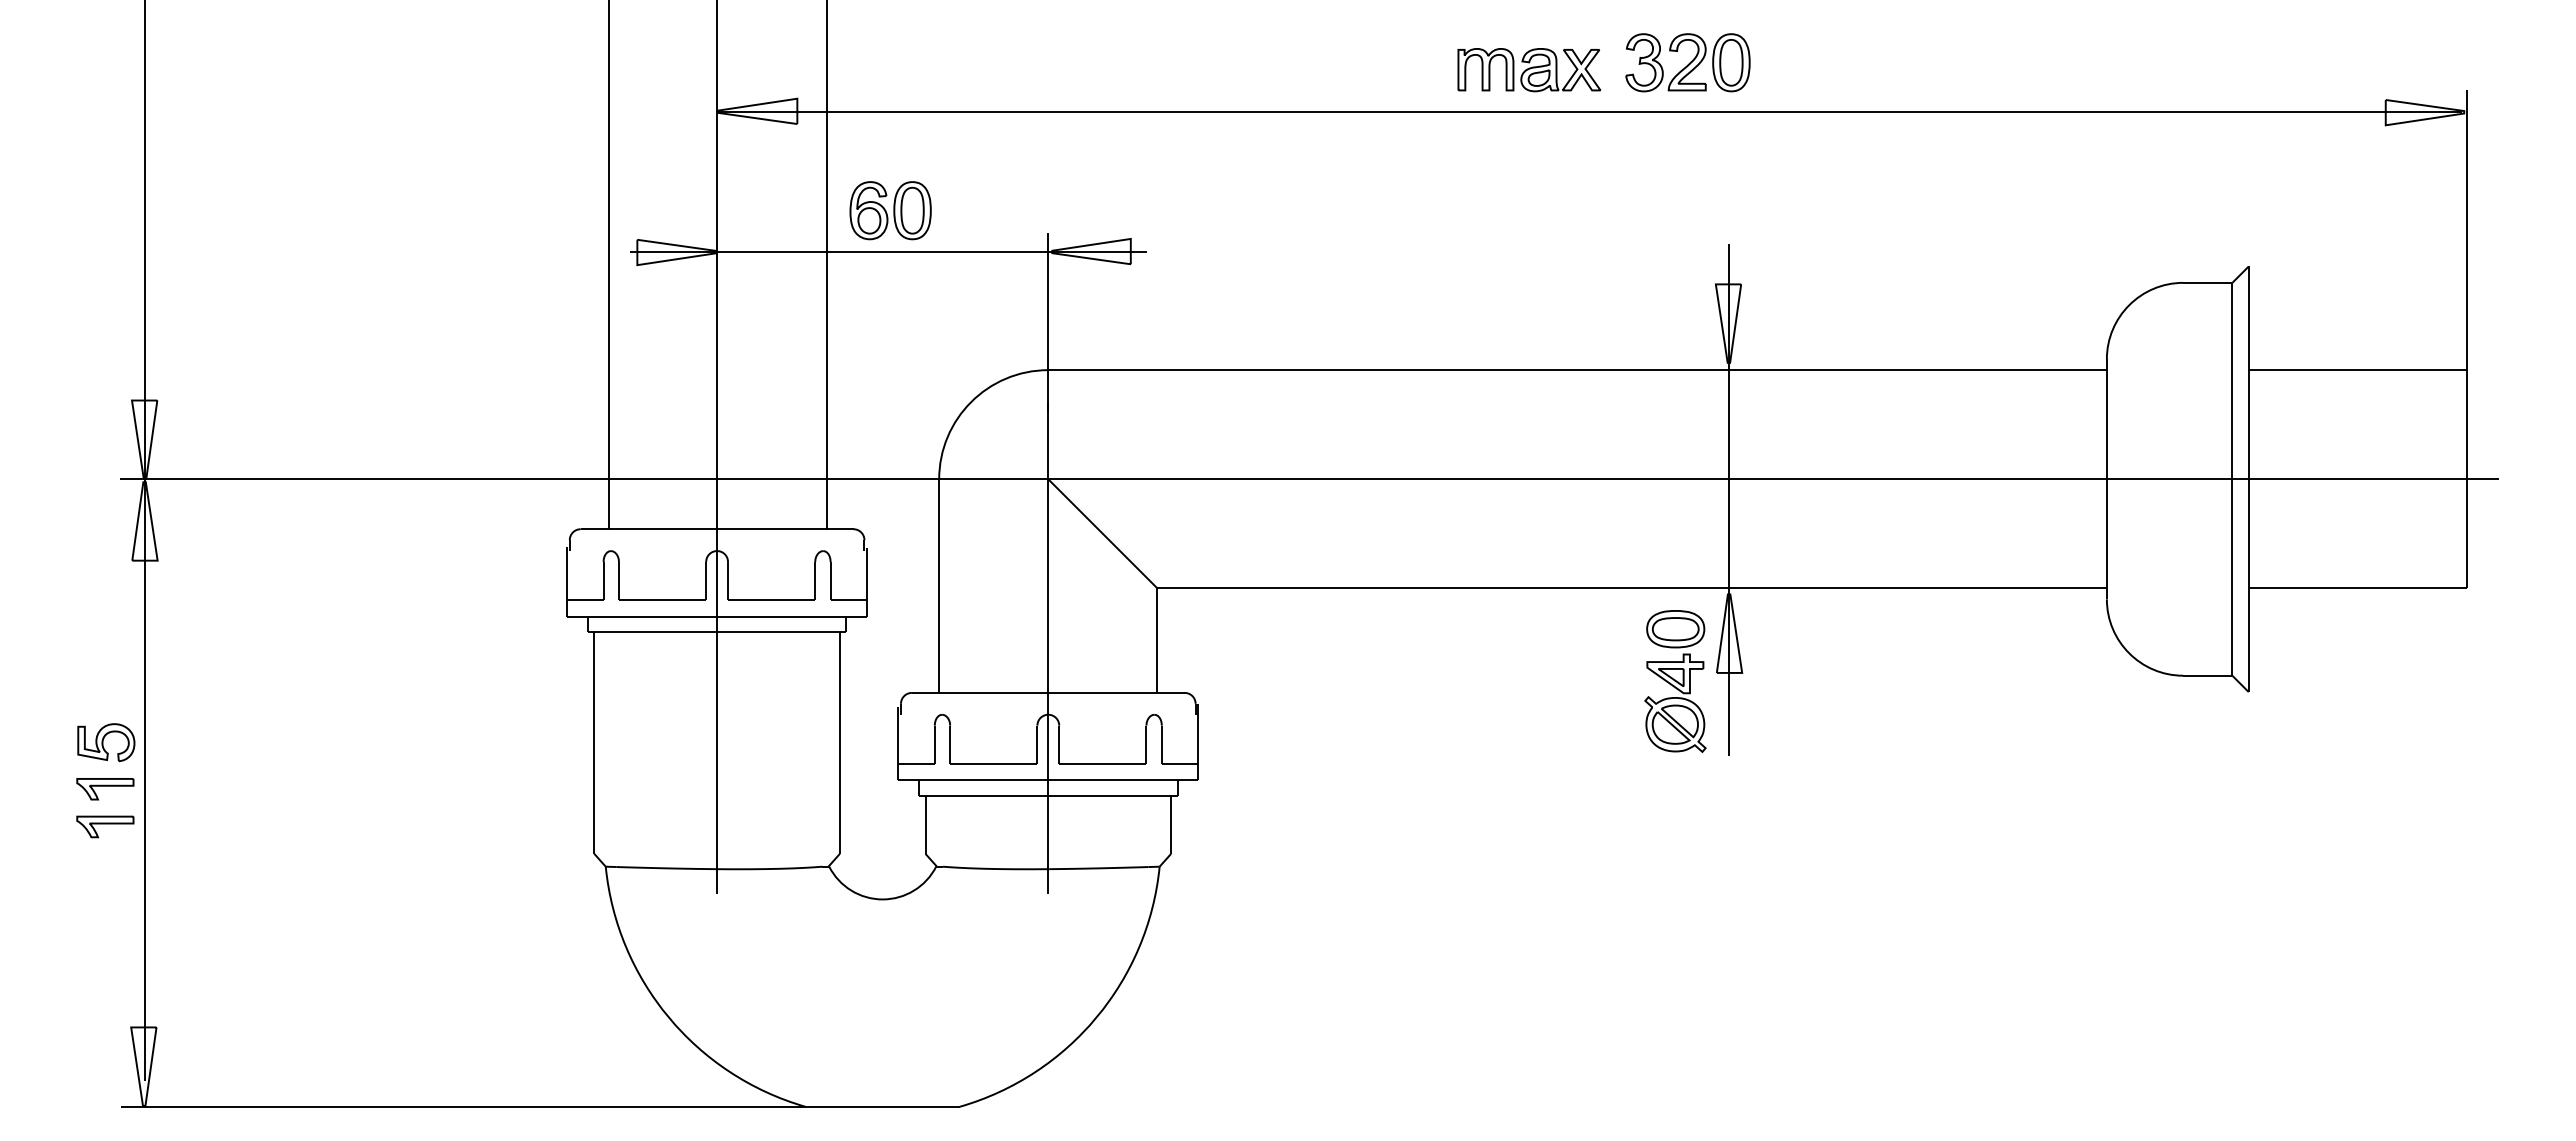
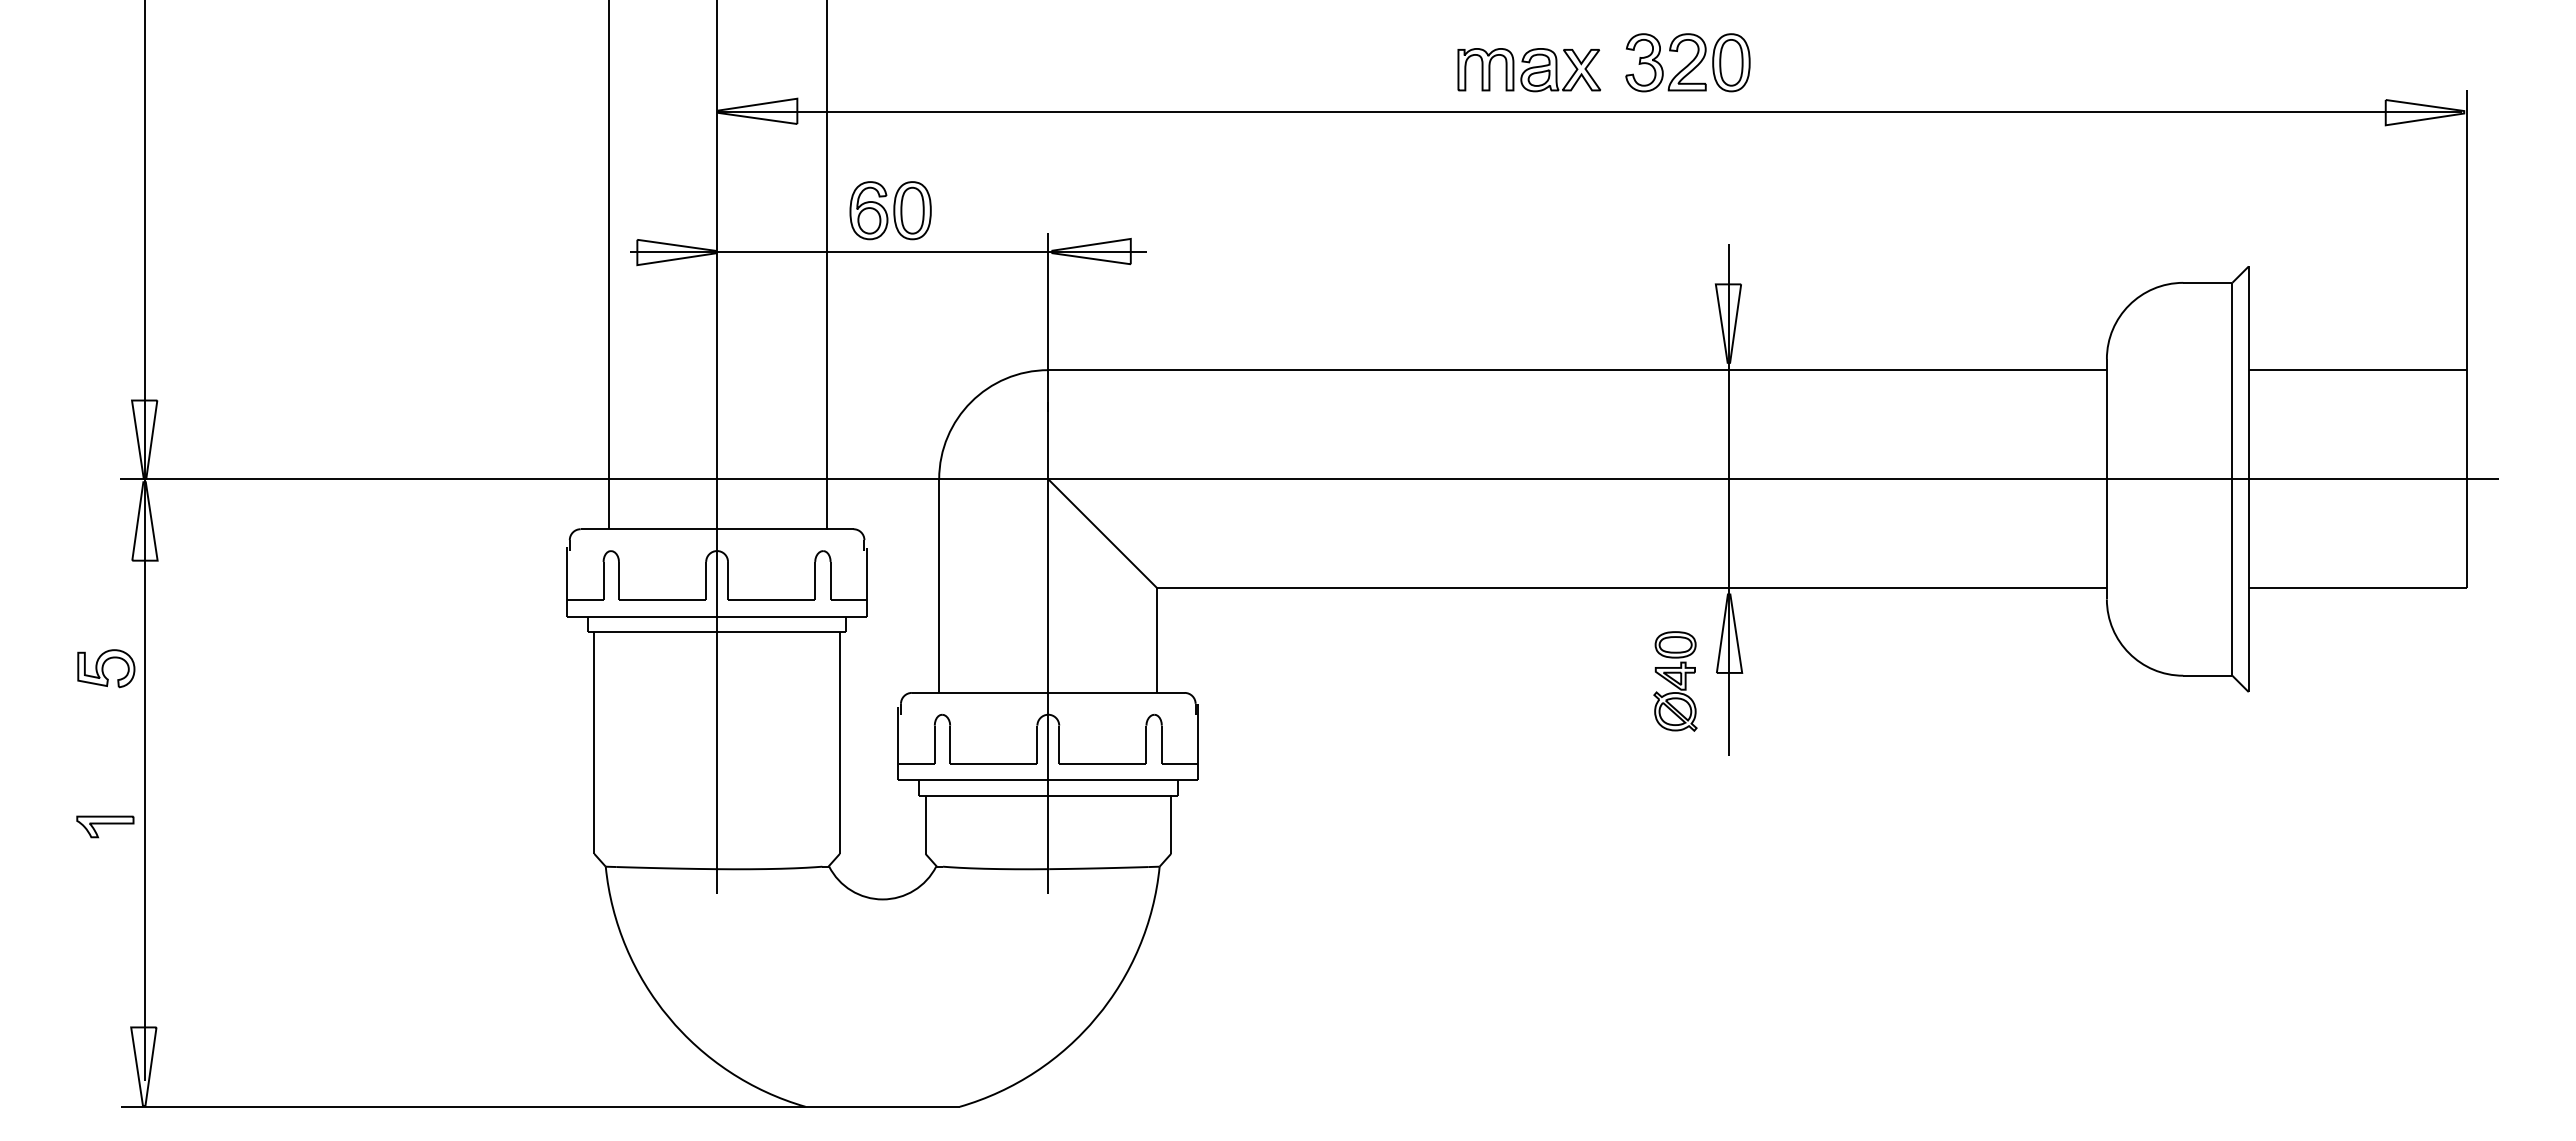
part size: 63x143 px -> 45x101 px (1675, 681)
part position: (106, 742) -> (106, 668) (106, 668)
part: present -> none (105, 789)
